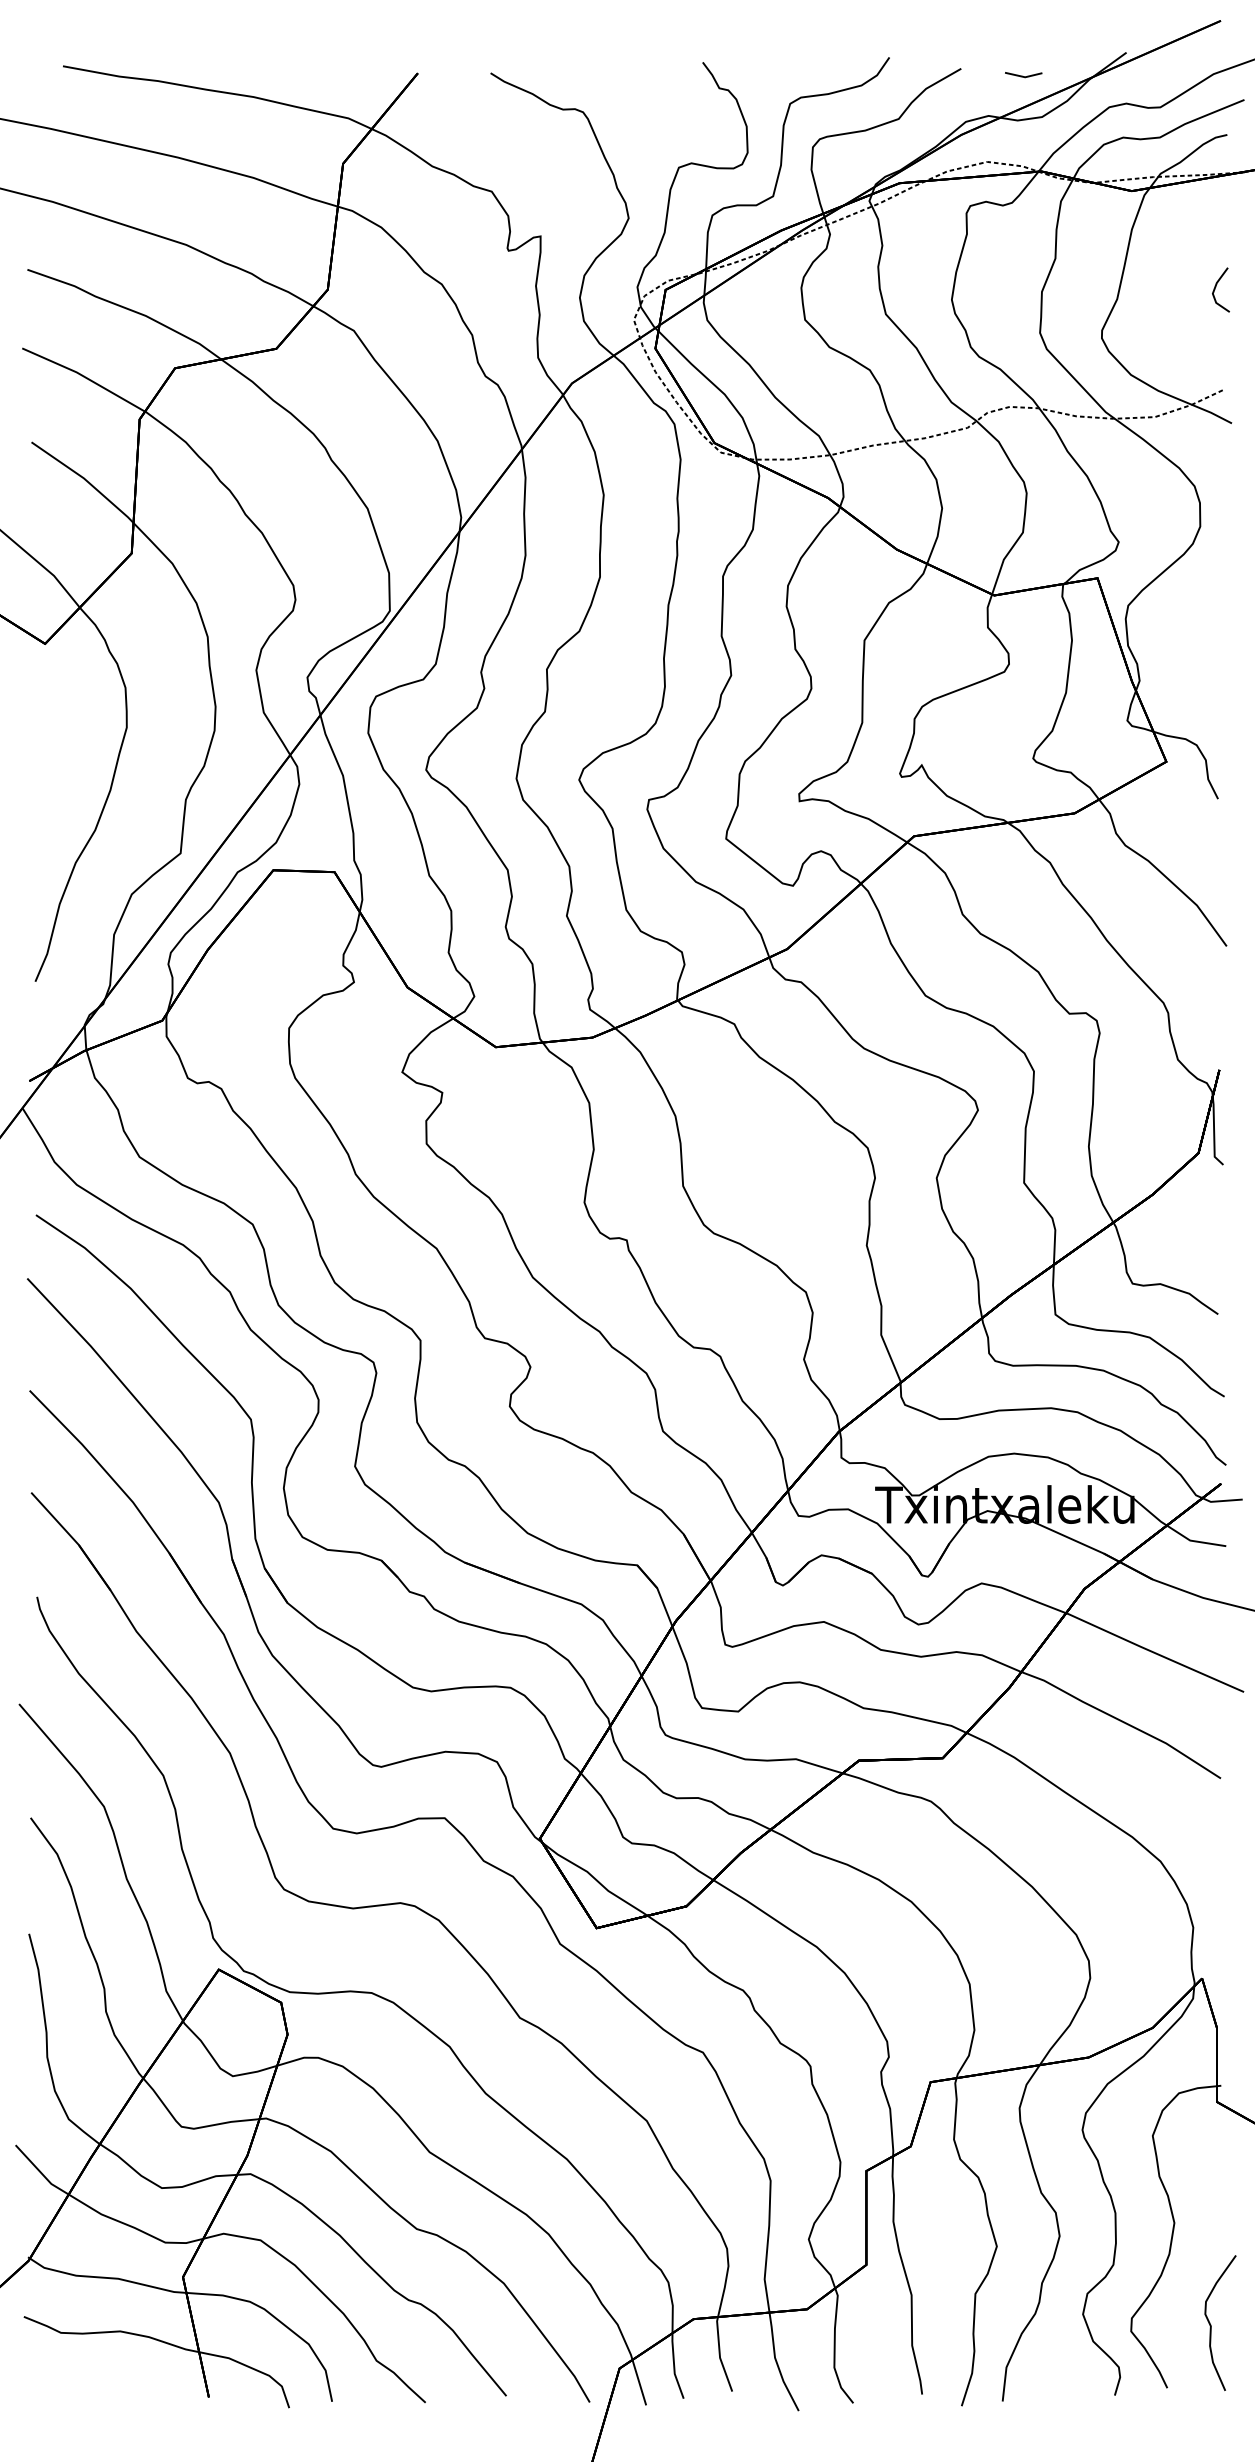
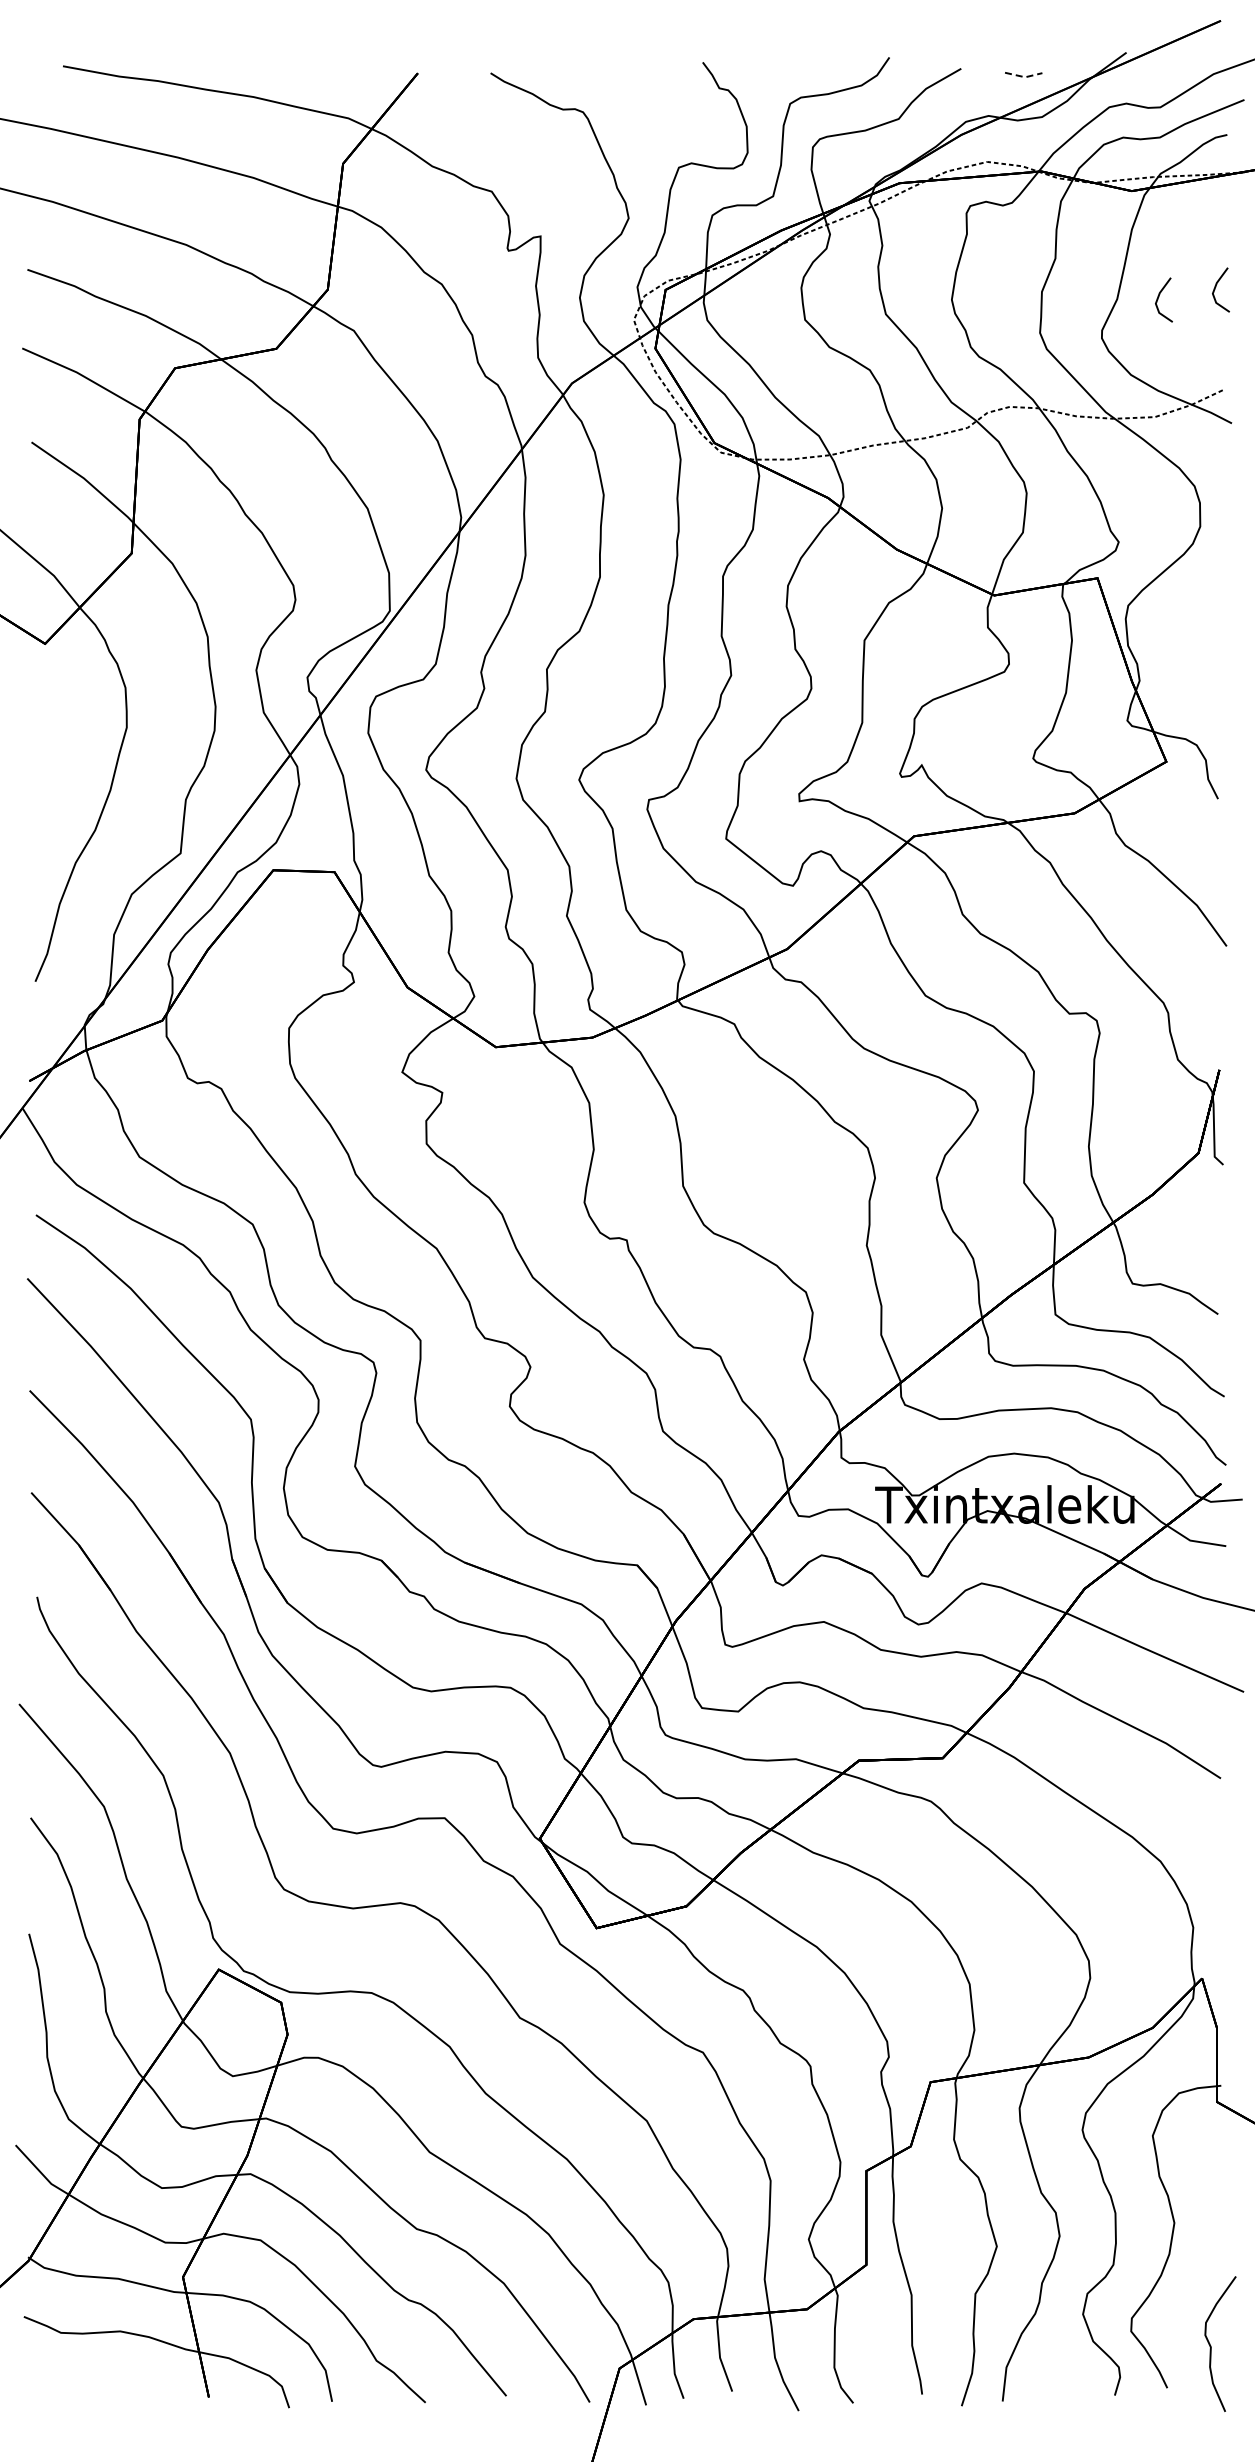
line: solid -> dashed (1024, 77)
line: none -> present (1159, 297)
curve position: (1211, 2324) -> (1211, 2345) (1211, 2345)
